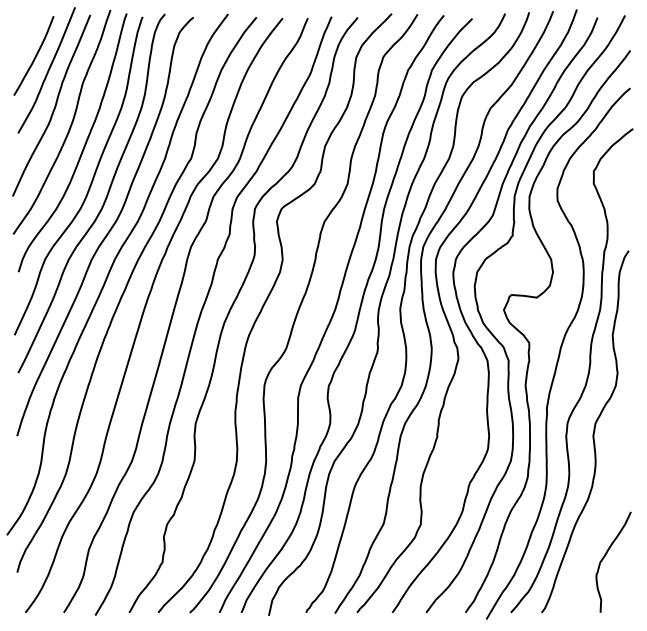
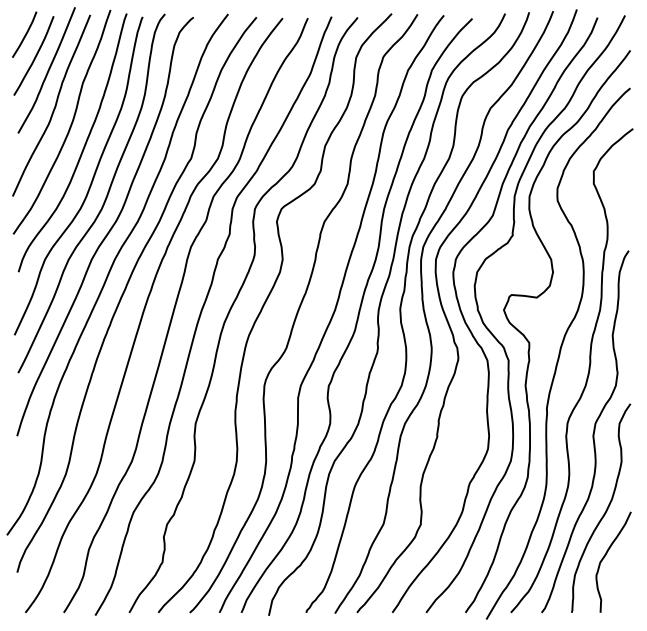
curve: none -> present (25, 34)
curve: none -> present (605, 510)
